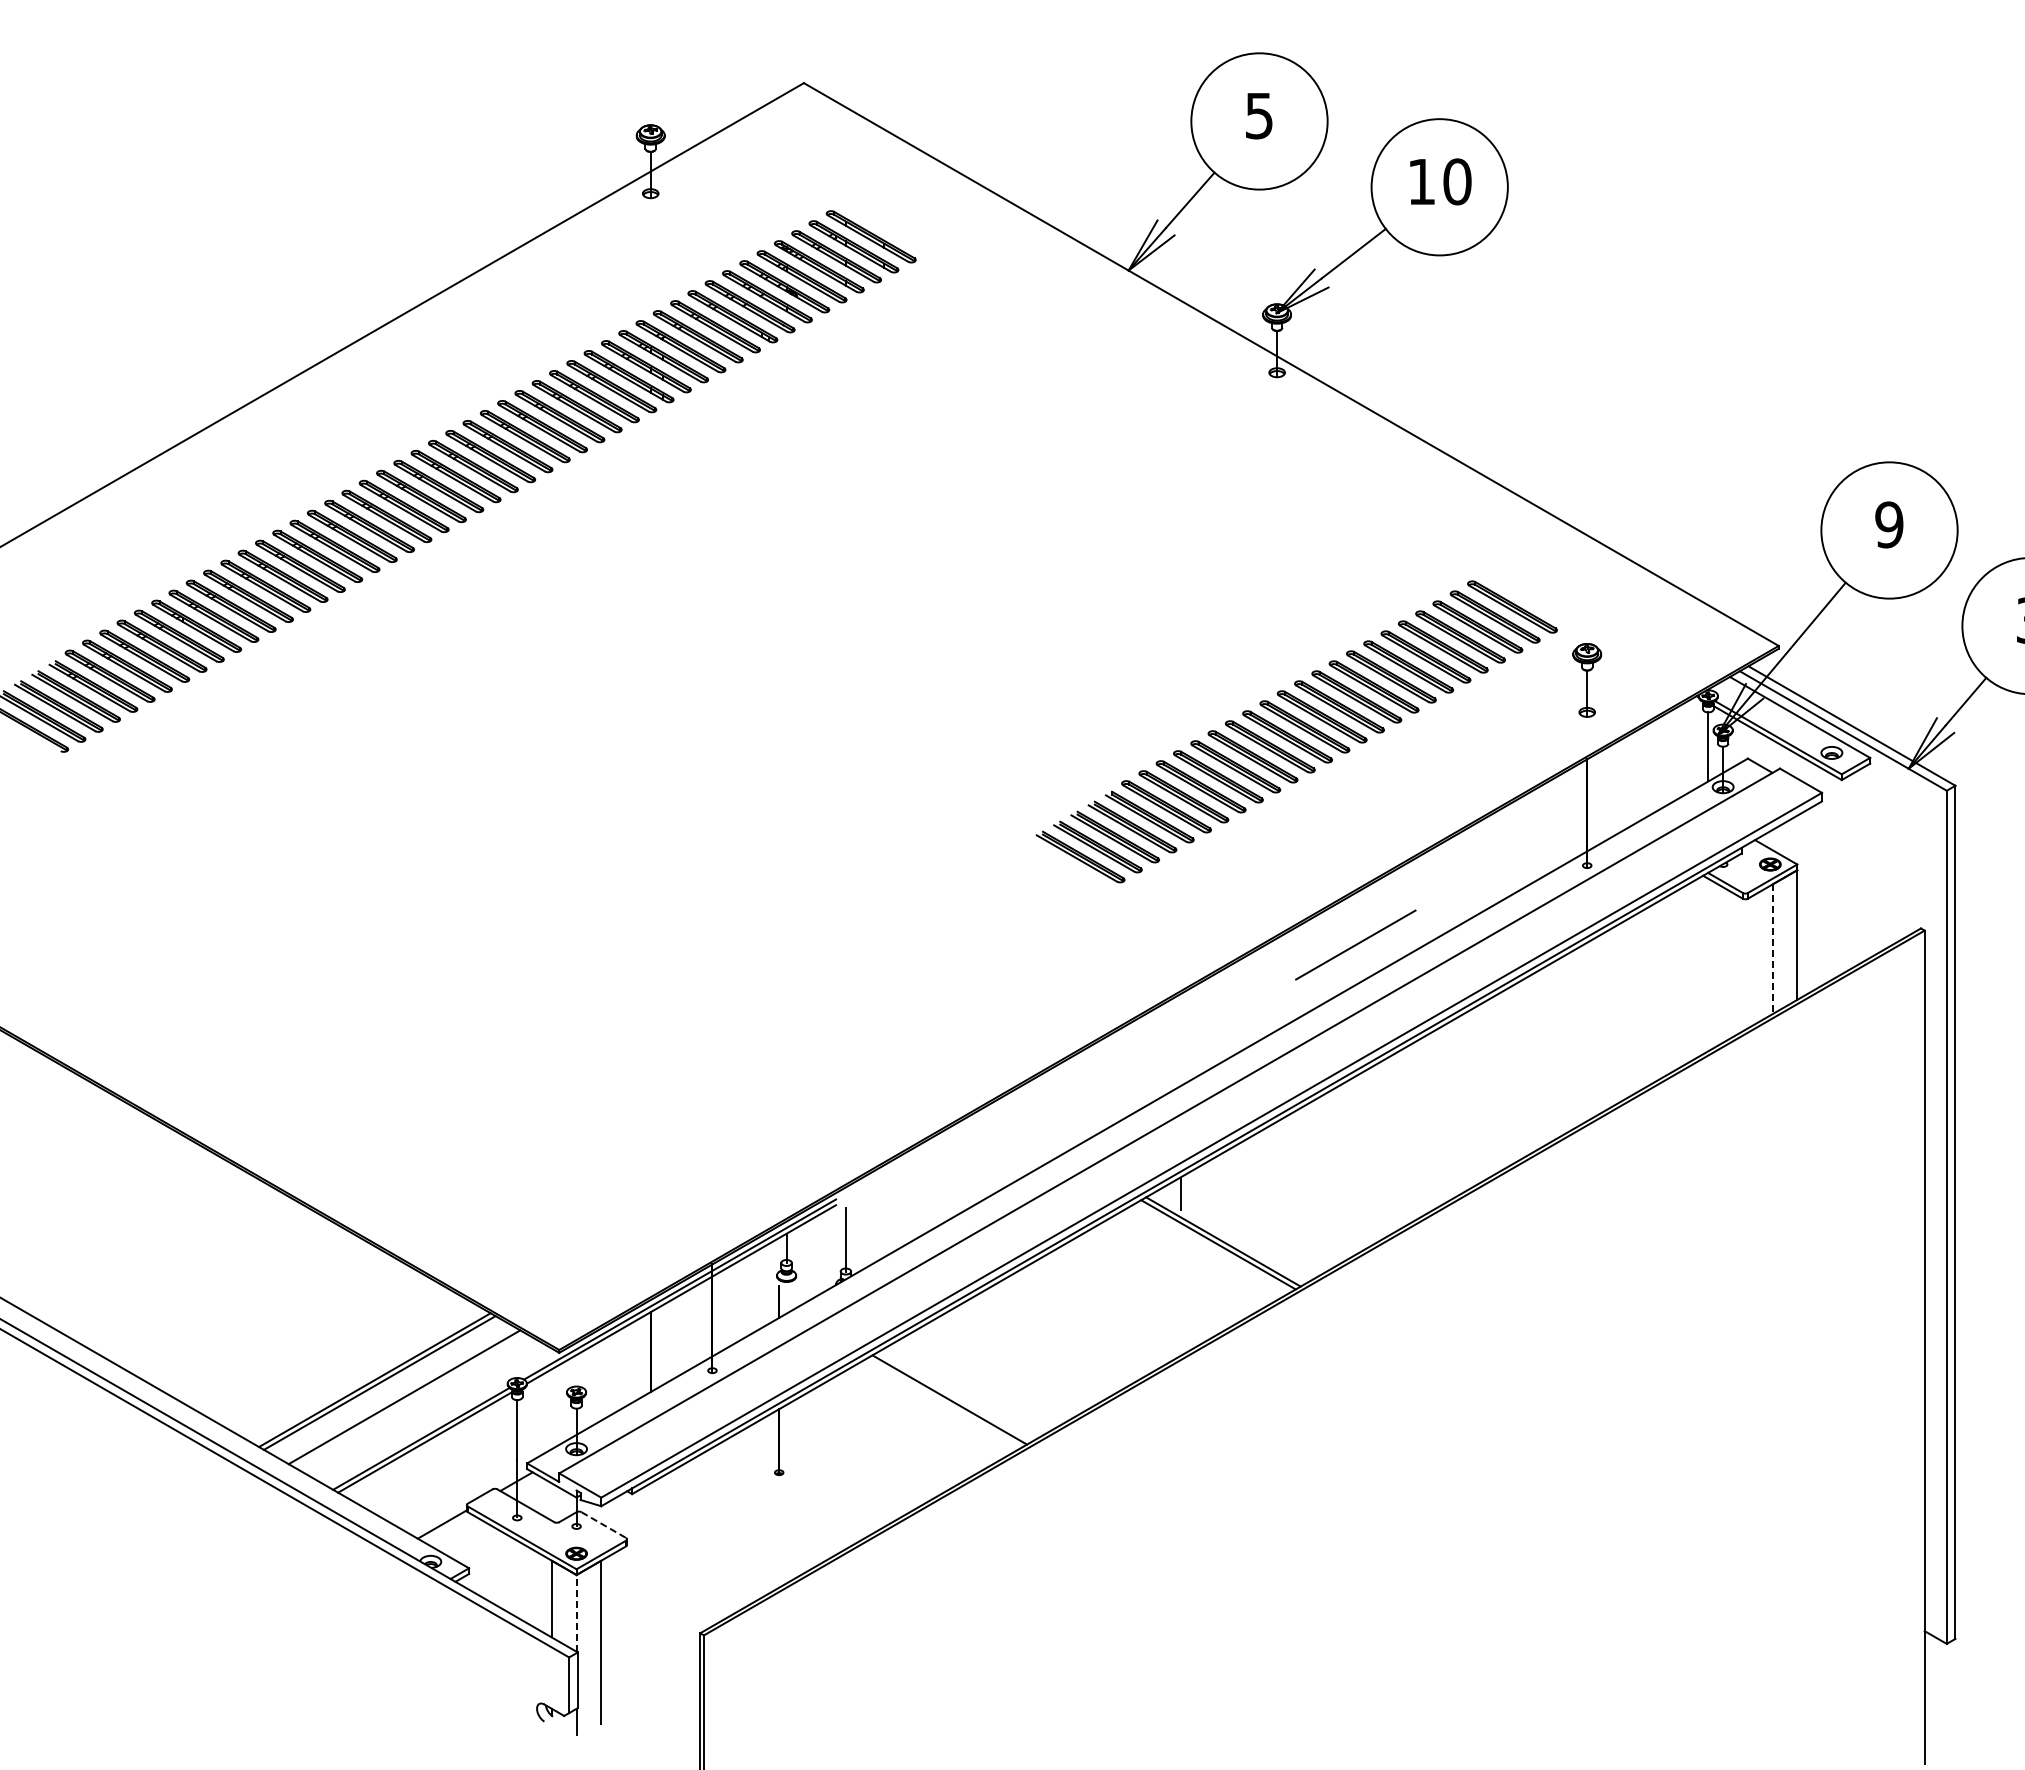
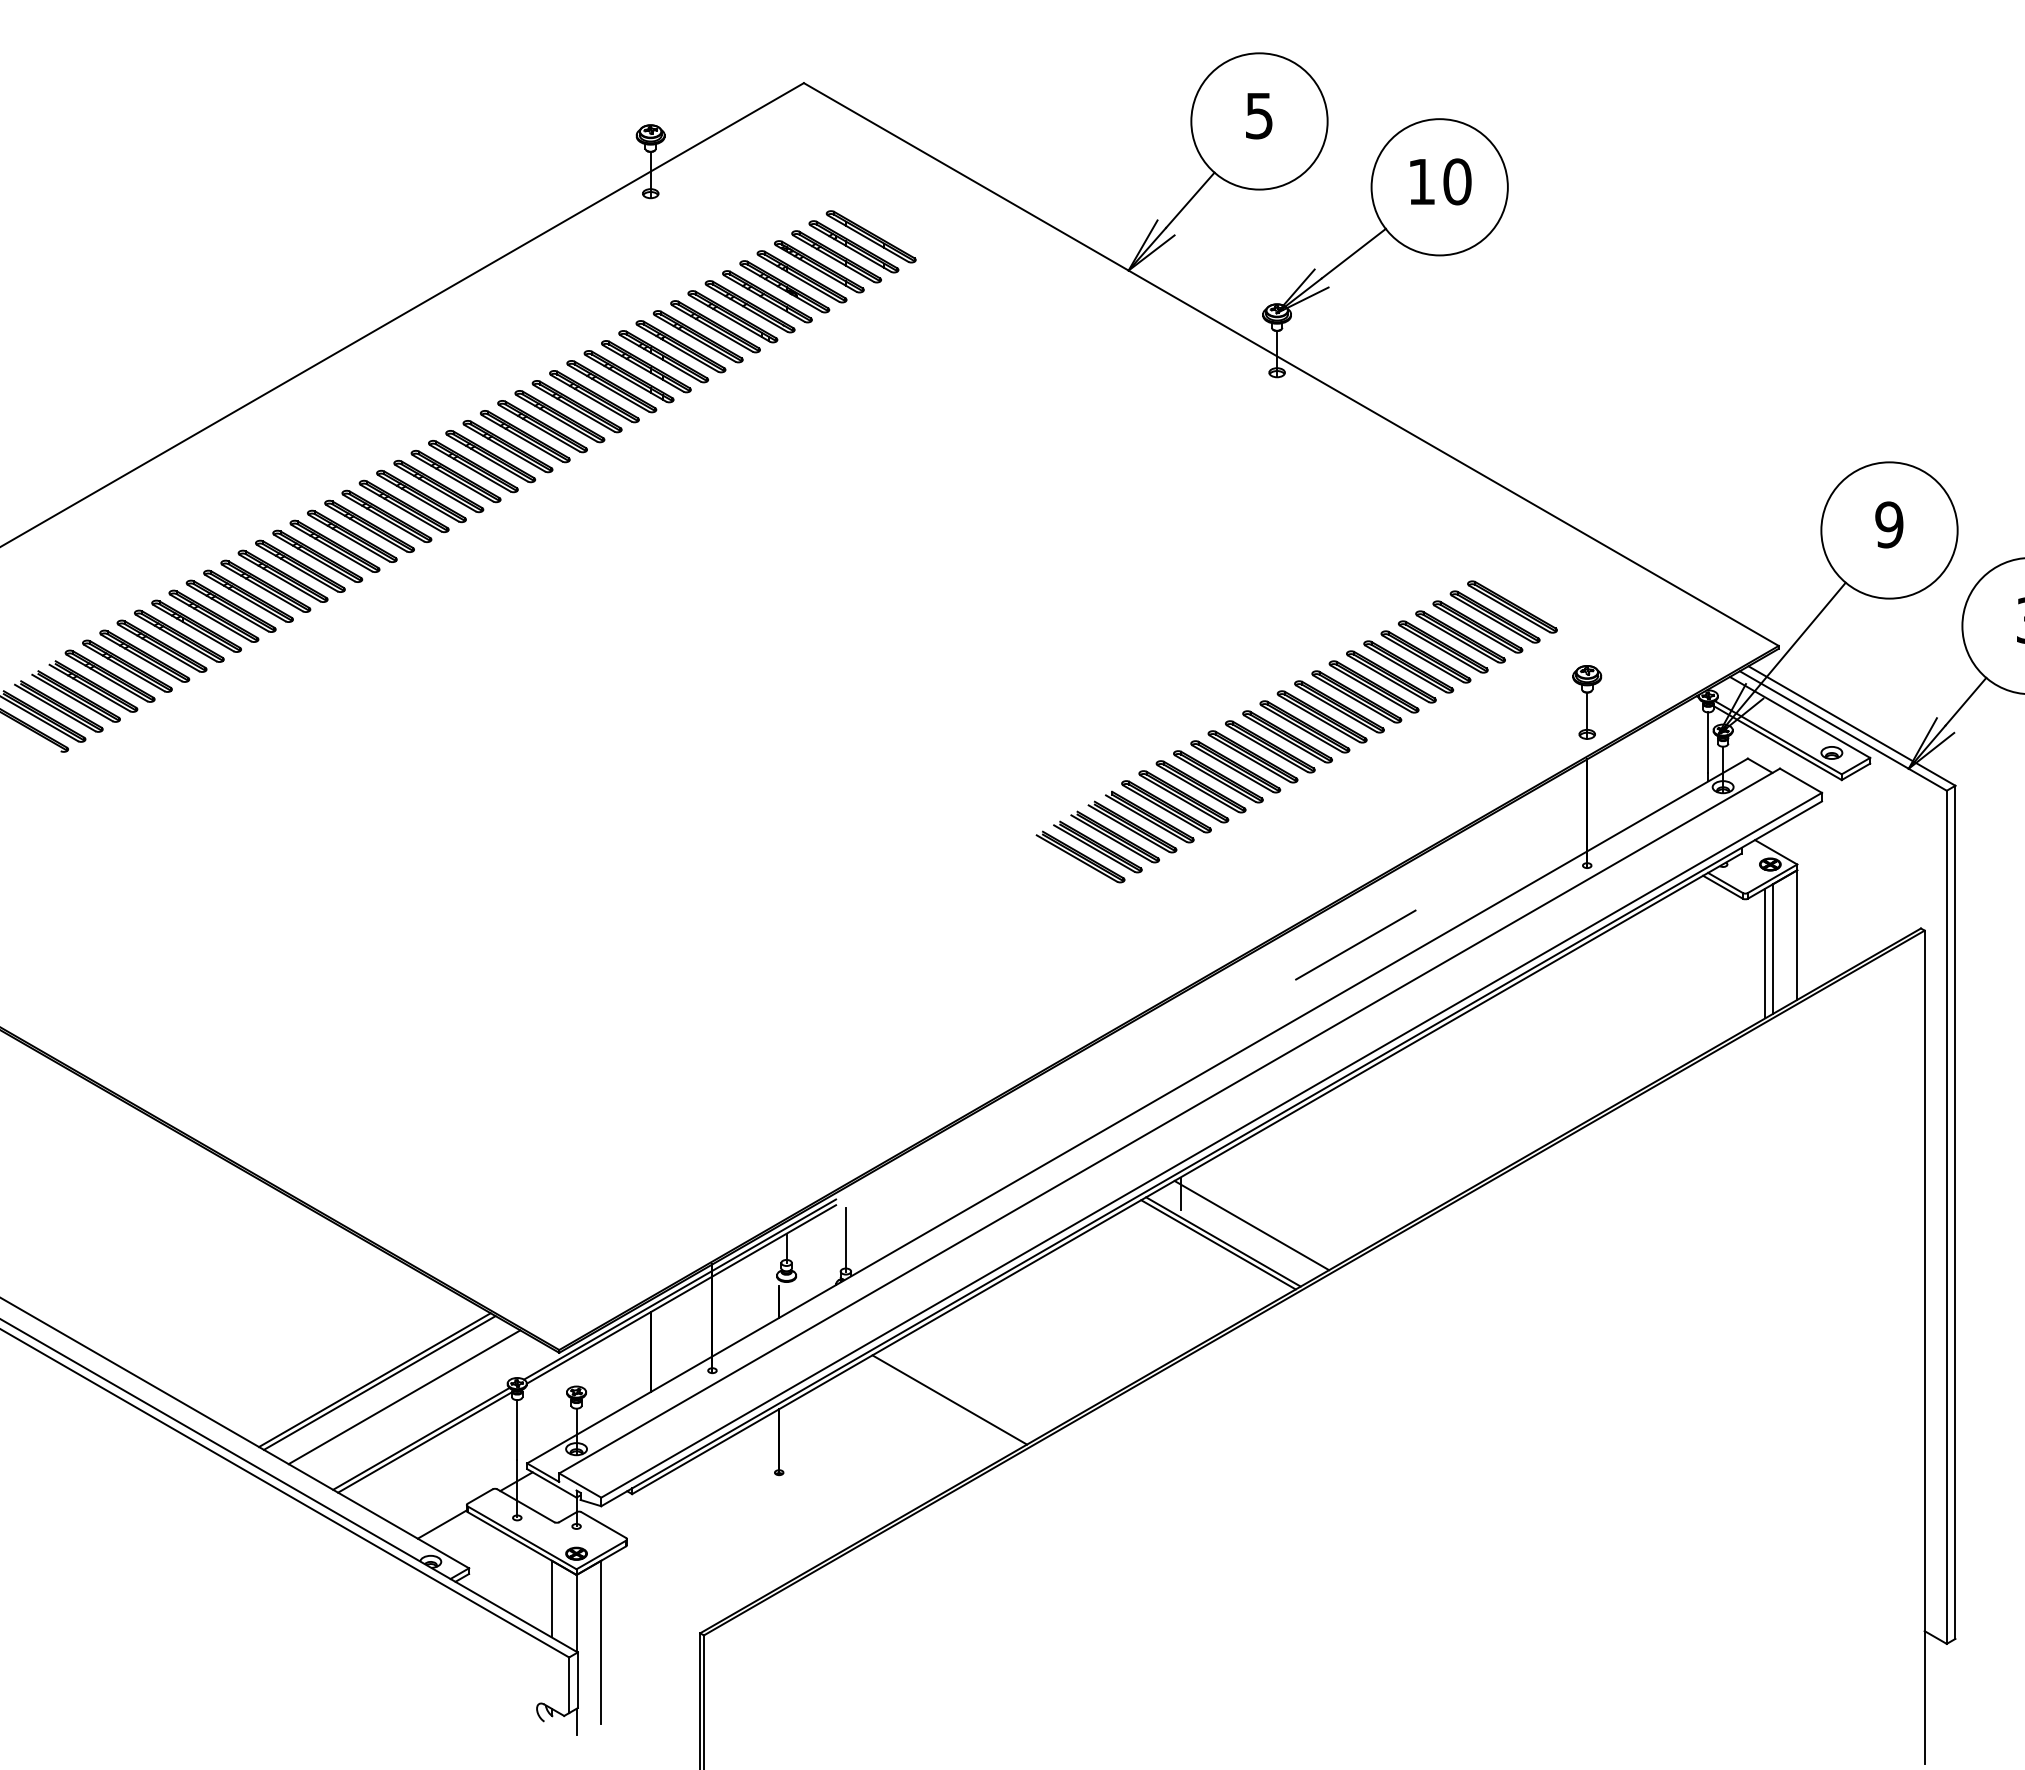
part position: (1587, 680) -> (1587, 702) (1587, 702)
line: dashed -> solid (1772, 949)
line: none -> present (1765, 953)
line: none -> present (1251, 1225)
line: dashed -> solid (603, 1525)
line: dashed -> solid (576, 1612)
